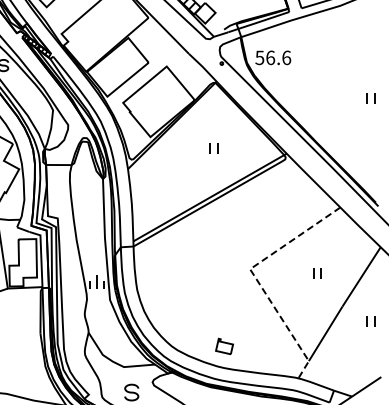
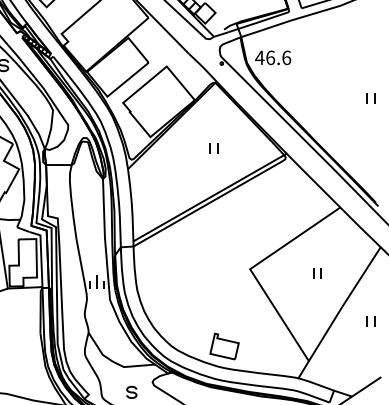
text: 56.6 -> 46.6 (259, 57)
line: dashed -> solid (255, 278)
part size: 19x19 px -> 31x29 px (224, 346)
part size: 16x19 px -> 12x14 px (131, 391)
